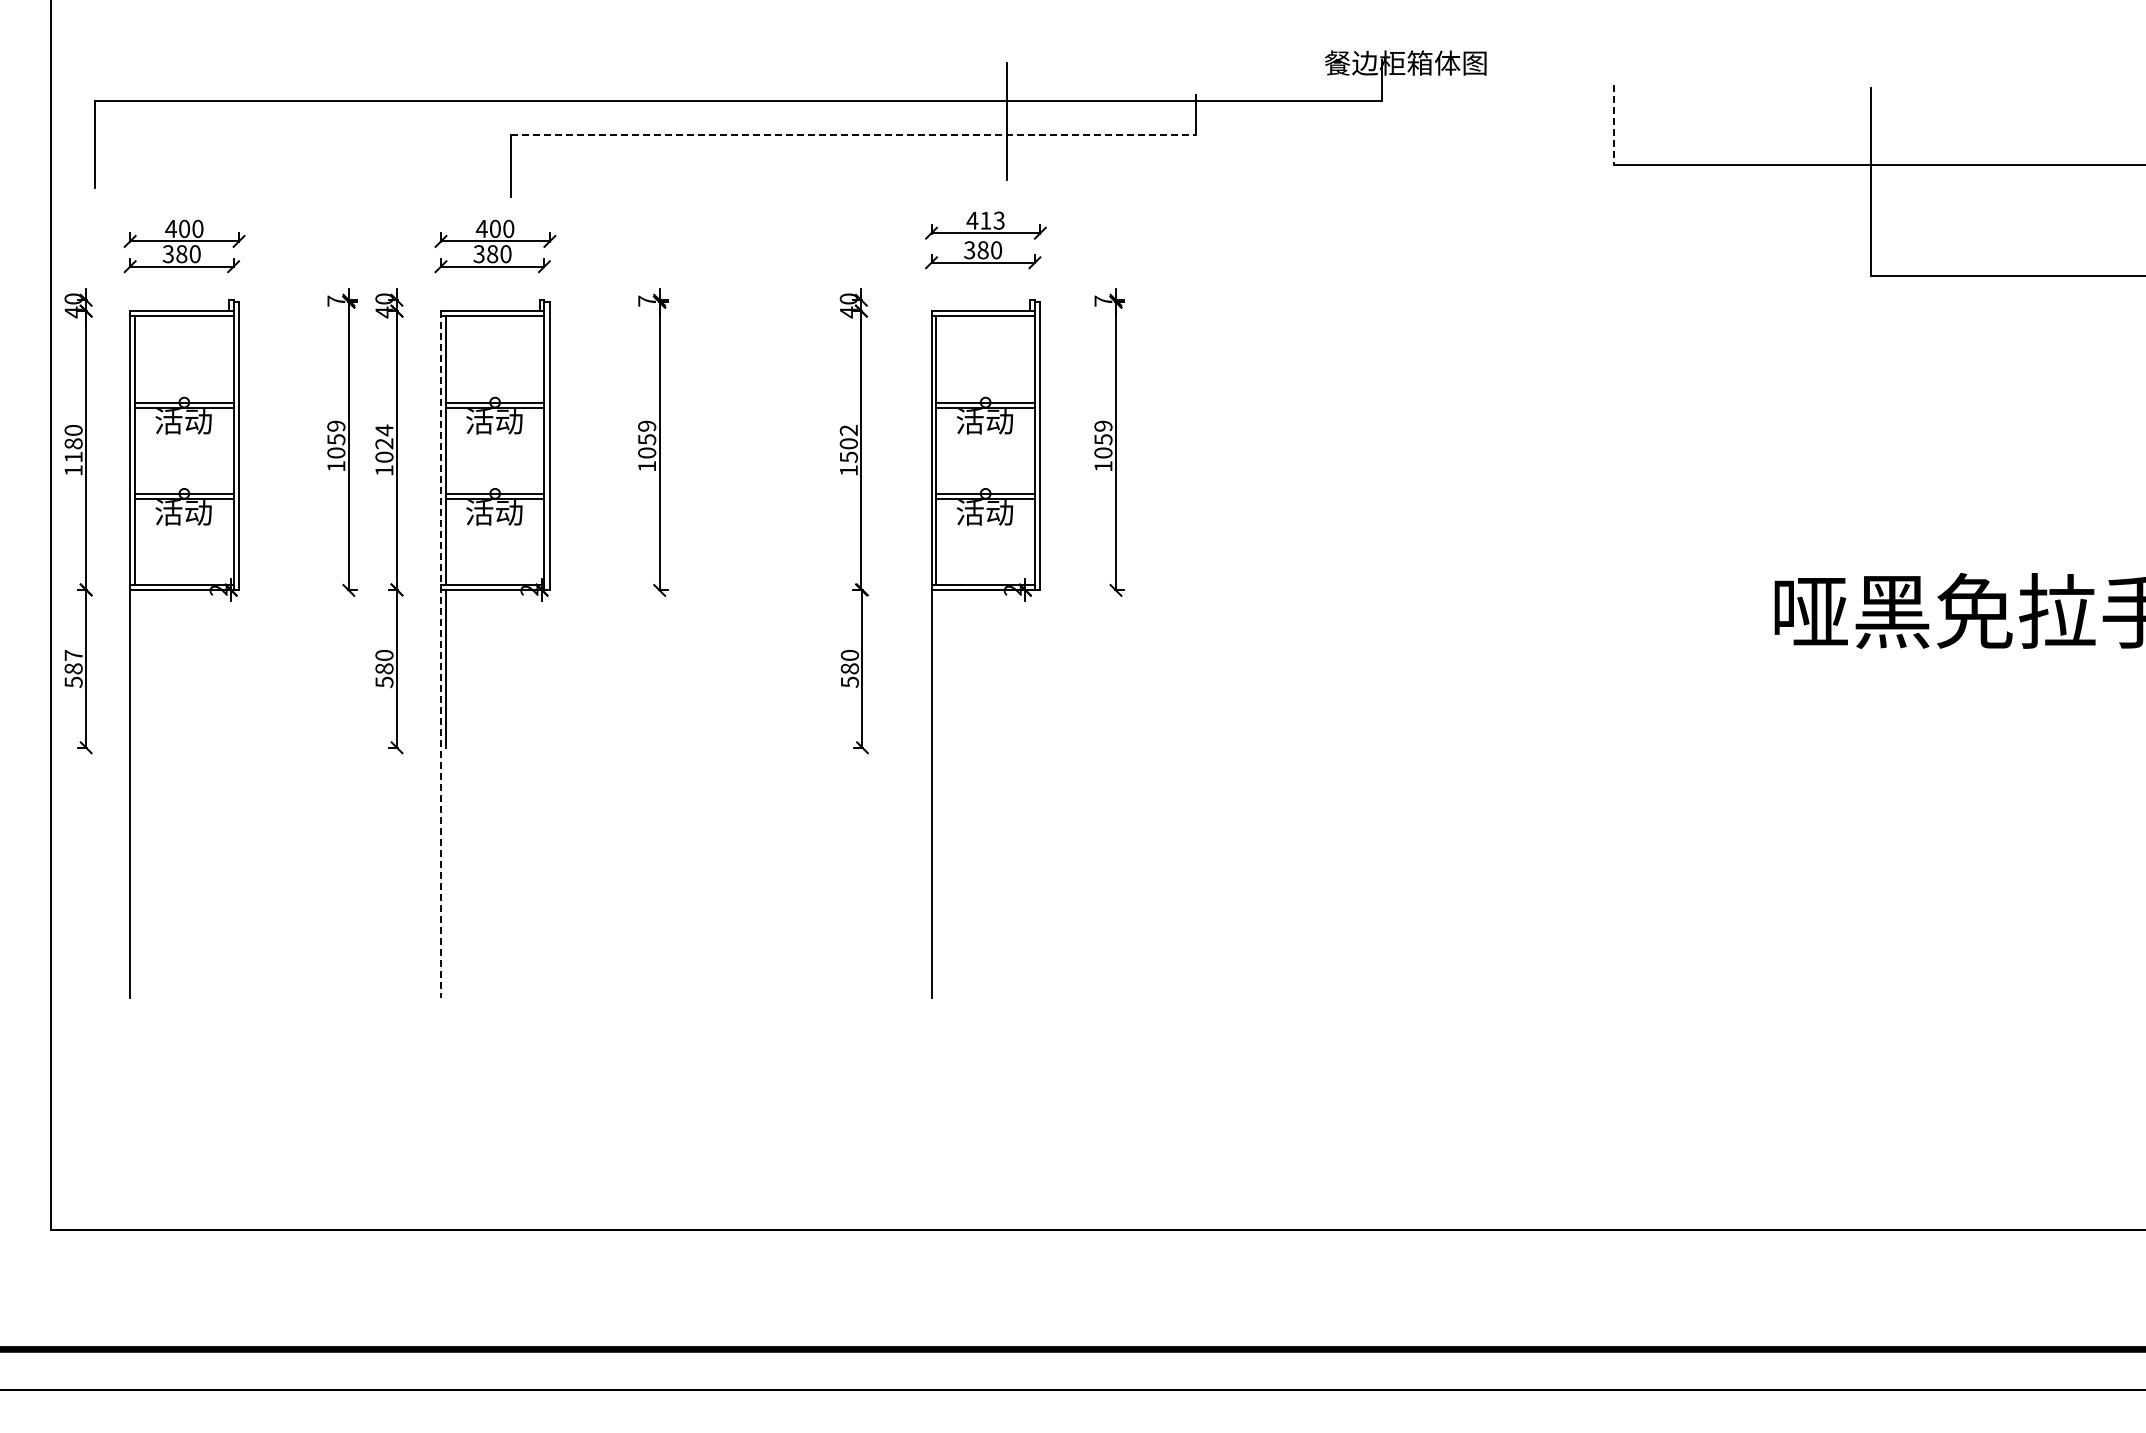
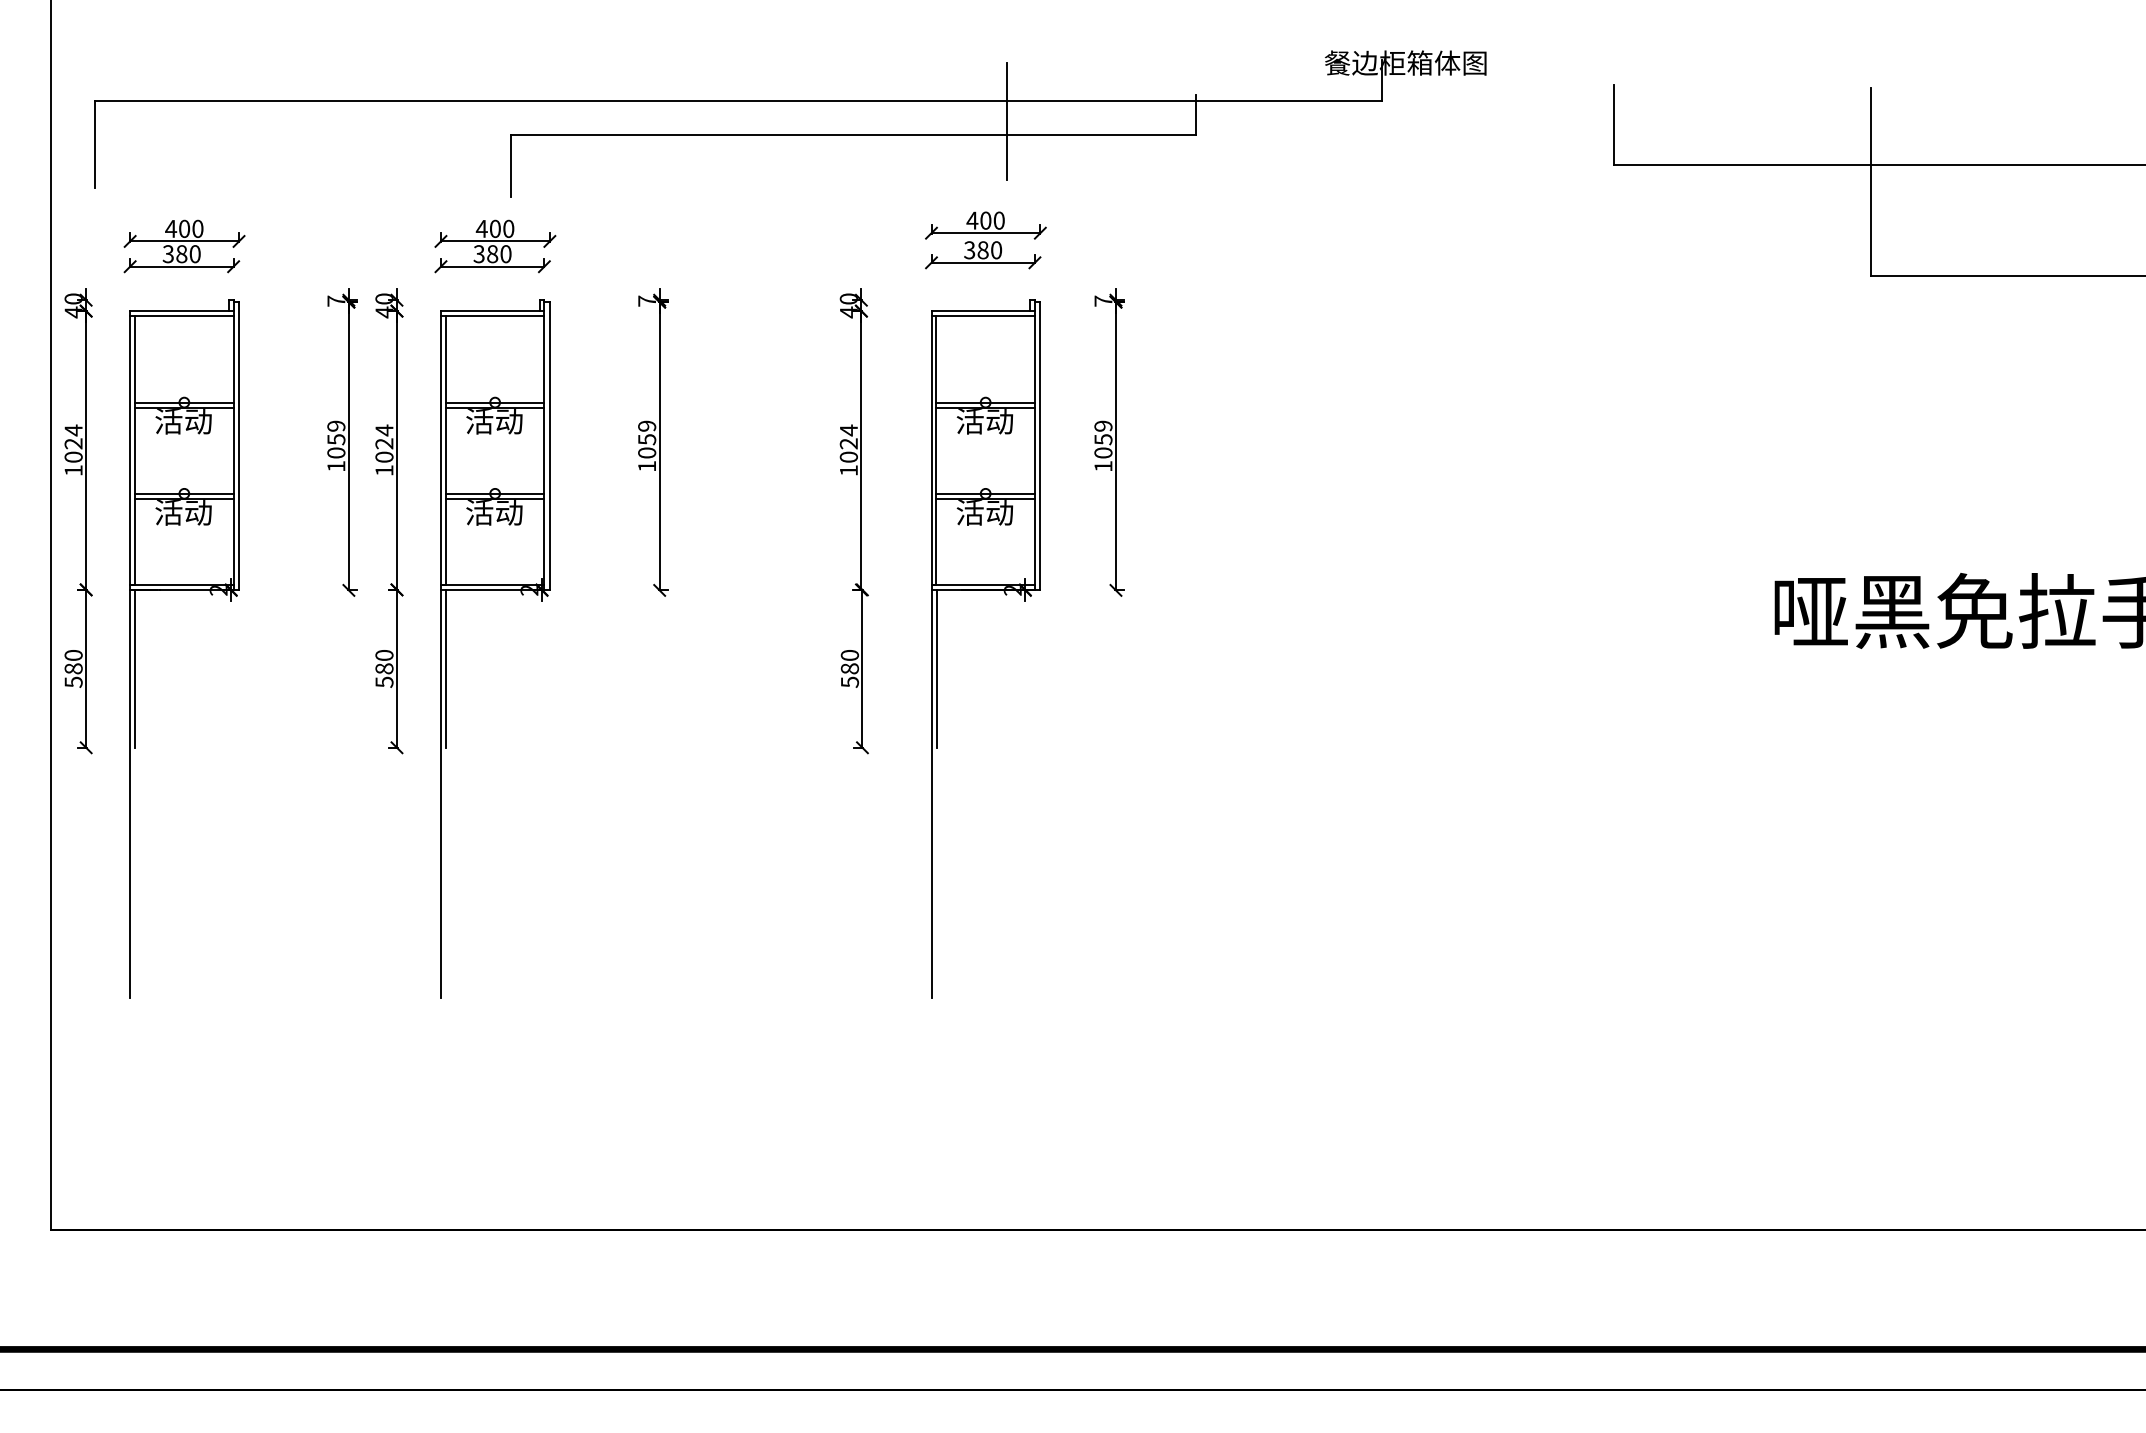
line: dashed -> solid (1613, 125)
line: dashed -> solid (854, 135)
text: 413 -> 400 (992, 220)
text: 1180 -> 1024 (73, 443)
text: 1502 -> 1024 (848, 443)
text: 587 -> 580 (73, 654)
line: dashed -> solid (440, 654)
line: none -> present (135, 668)
line: none -> present (936, 668)
